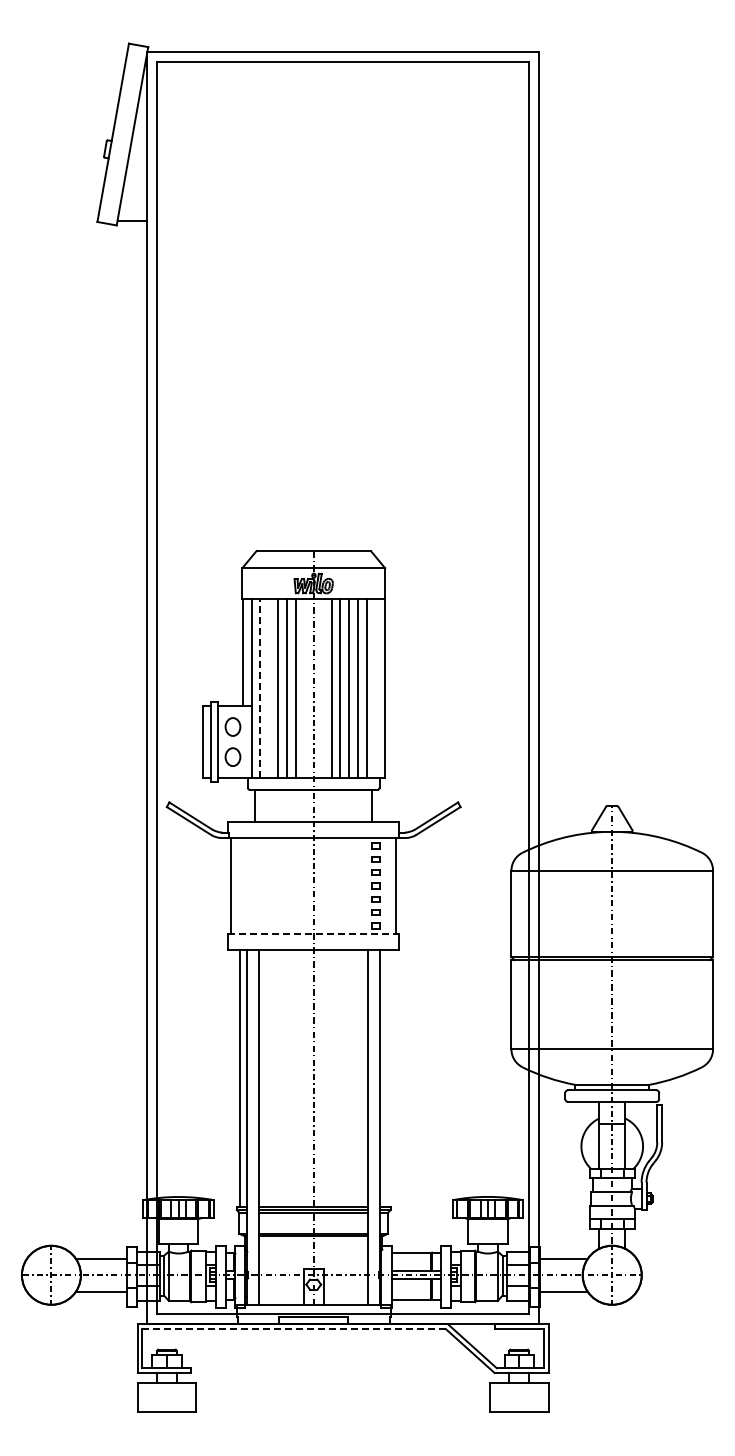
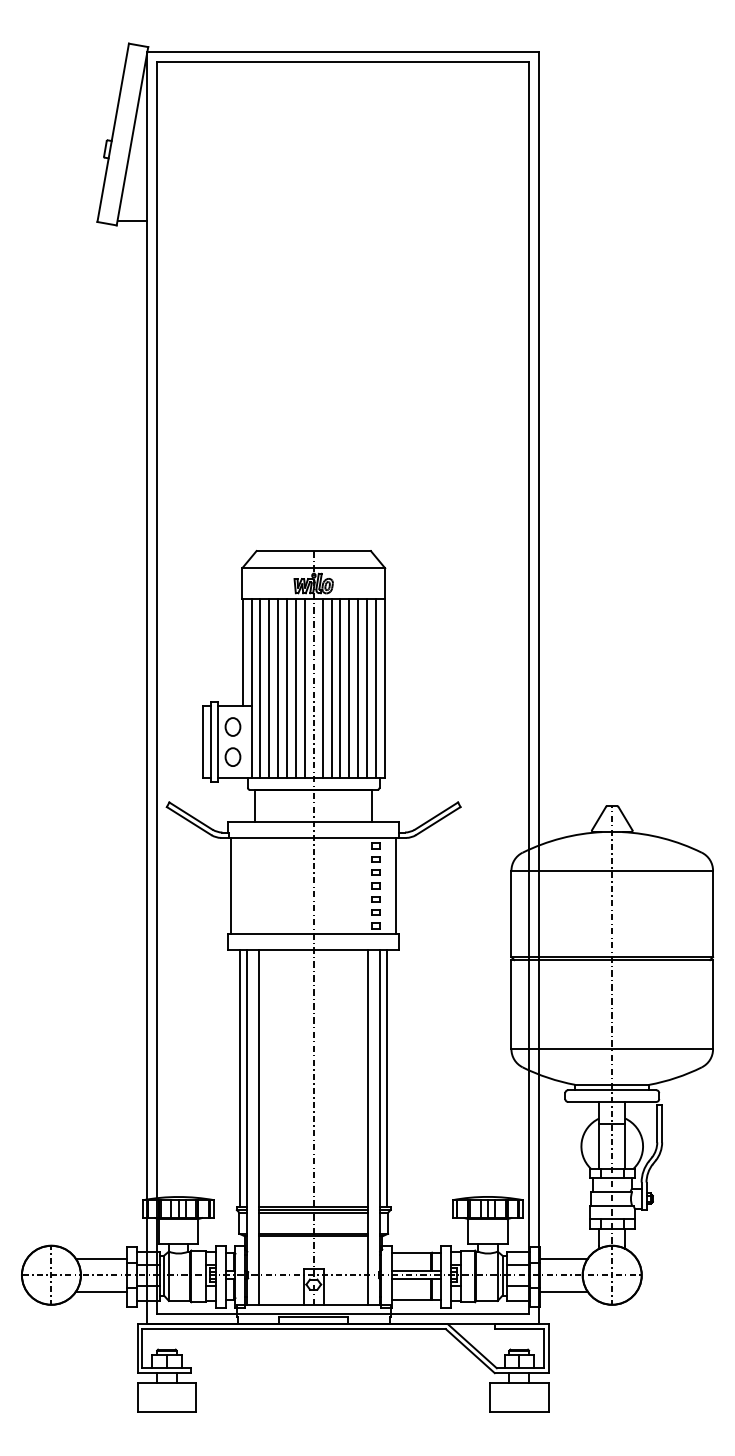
line: none -> present (269, 687)
line: none -> present (304, 687)
line: none -> present (322, 687)
line: none -> present (375, 687)
line: dashed -> solid (260, 688)
line: dashed -> solid (313, 934)
line: none -> present (387, 1078)
line: dashed -> solid (294, 1329)
